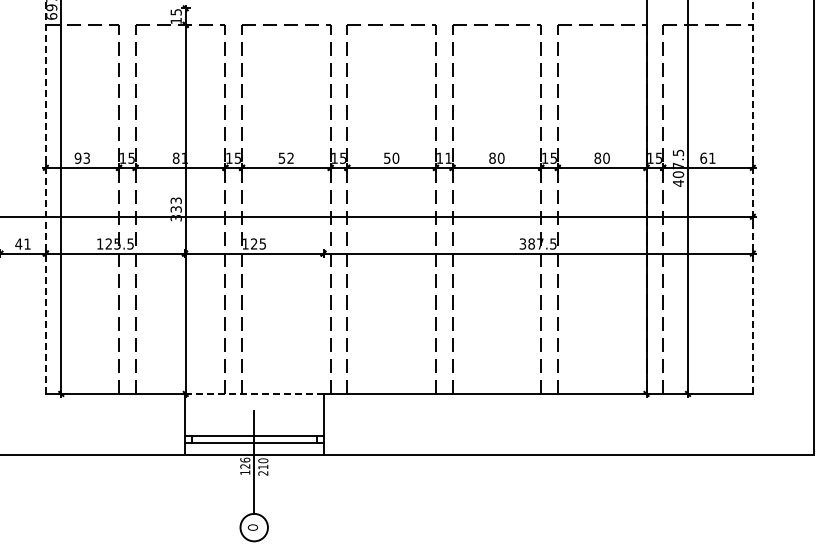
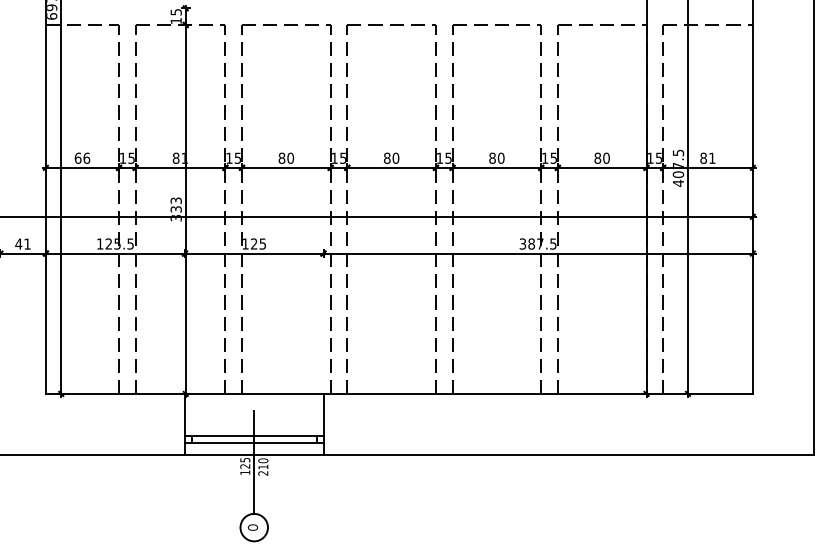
text: 93 -> 66 (82, 157)
text: 52 -> 80 (286, 157)
text: 50 -> 80 (387, 157)
text: 11 -> 15 (448, 157)
text: 61 -> 81 (703, 157)
line: dashed -> solid (45, 197)
line: dashed -> solid (752, 197)
line: dashed -> solid (254, 393)
text: 126 -> 125 (245, 459)
